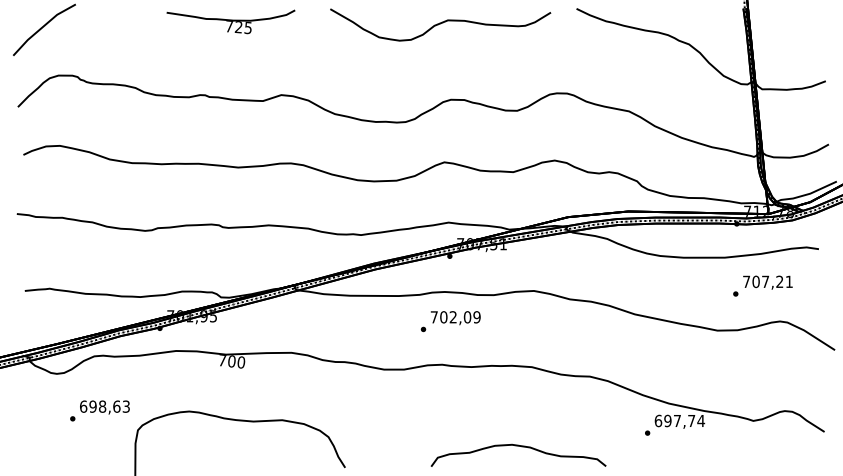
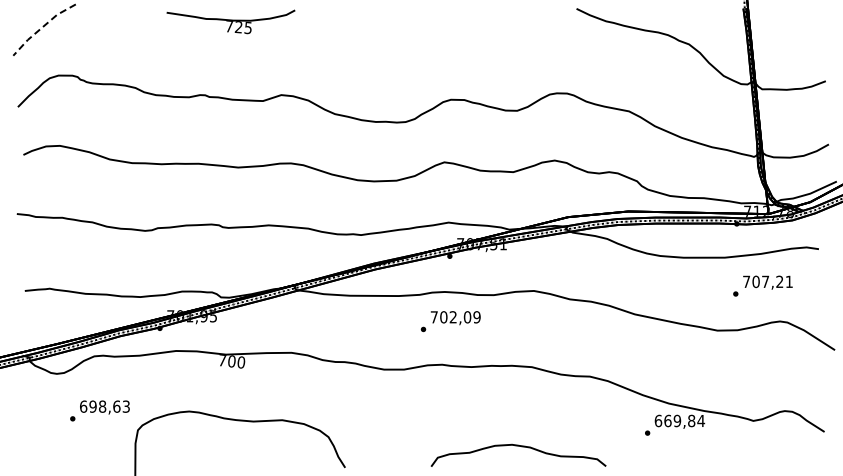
curve: present -> none (440, 24)
line: solid -> dashed (42, 27)
text: 697,74 -> 669,84 (679, 420)
